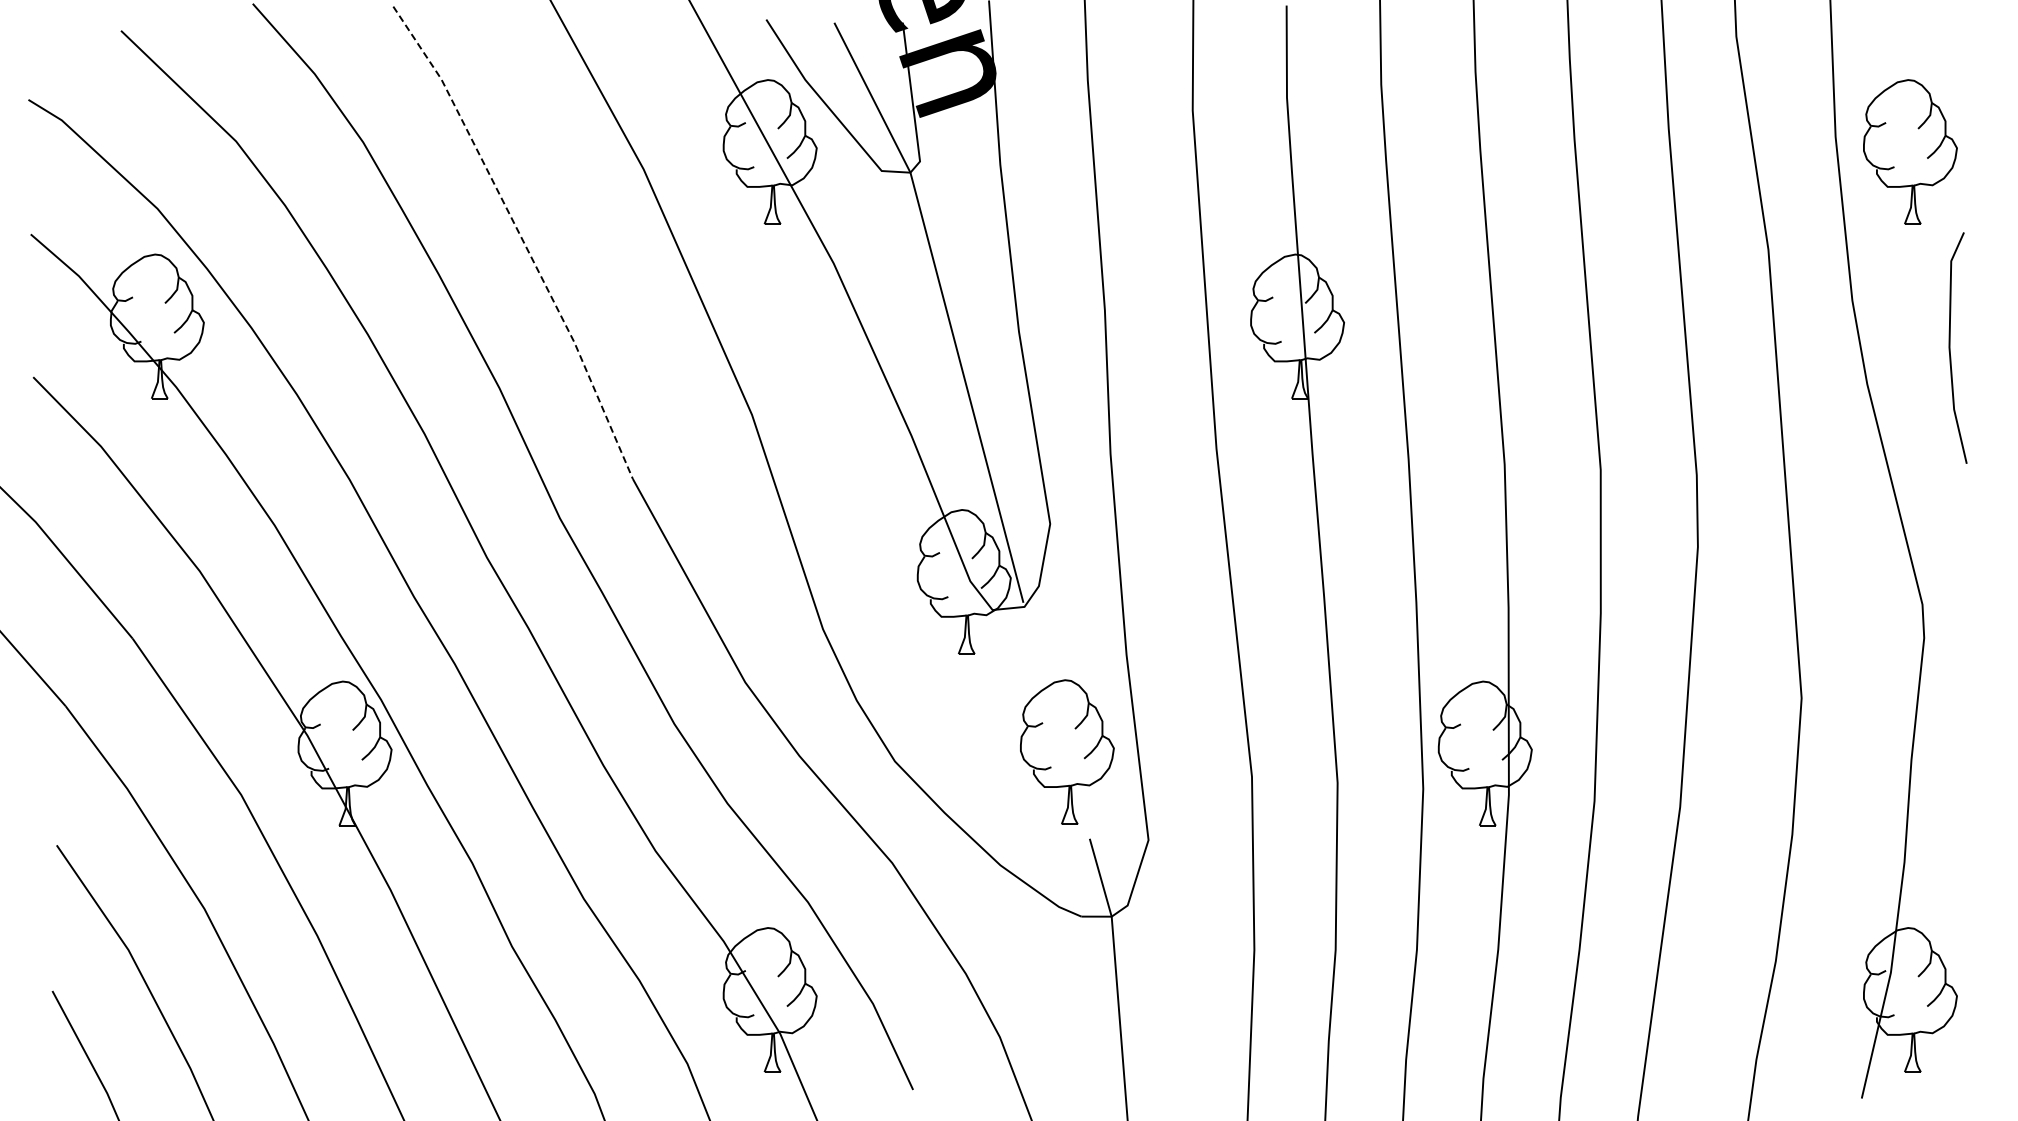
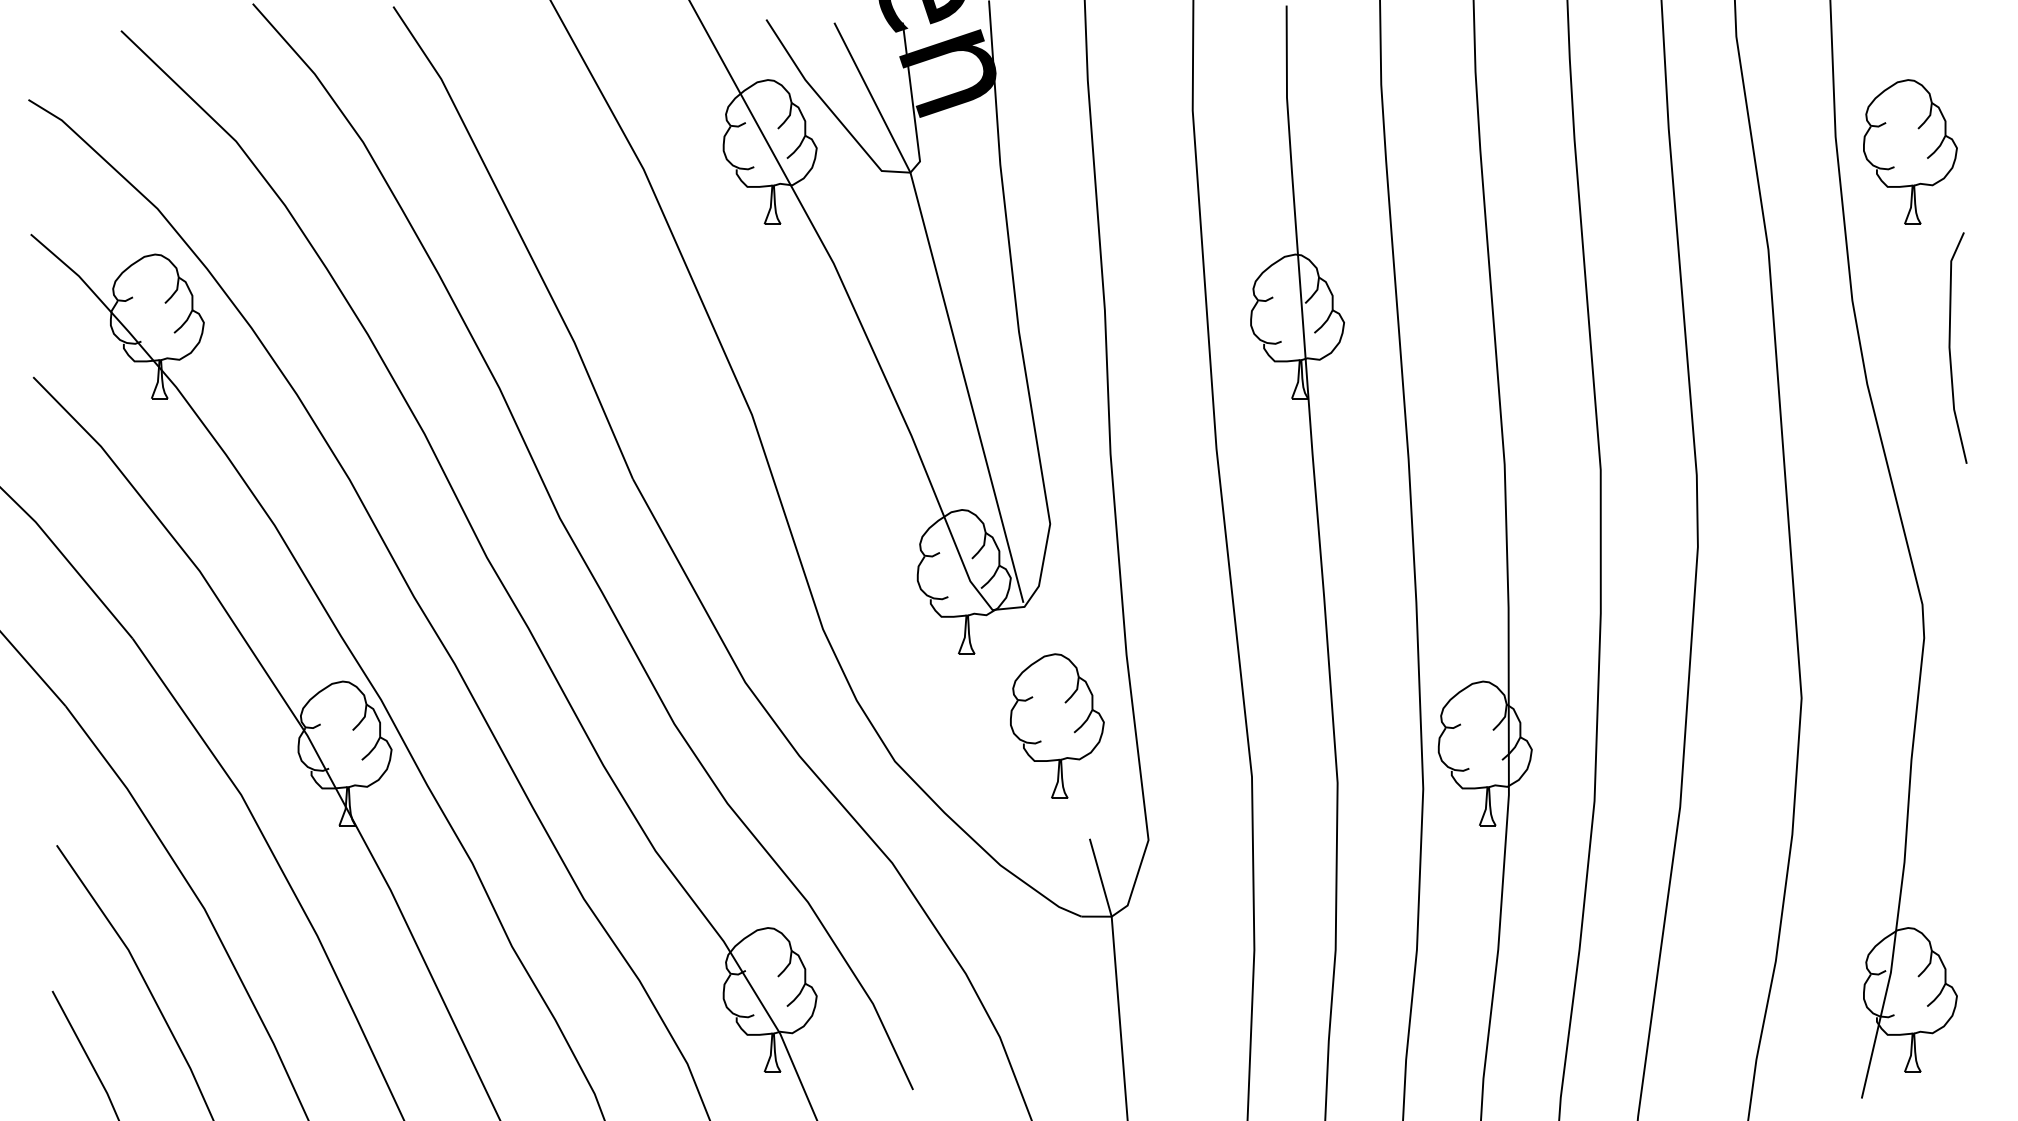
line: dashed -> solid (521, 238)
part position: (1067, 751) -> (1057, 725) (1057, 725)
